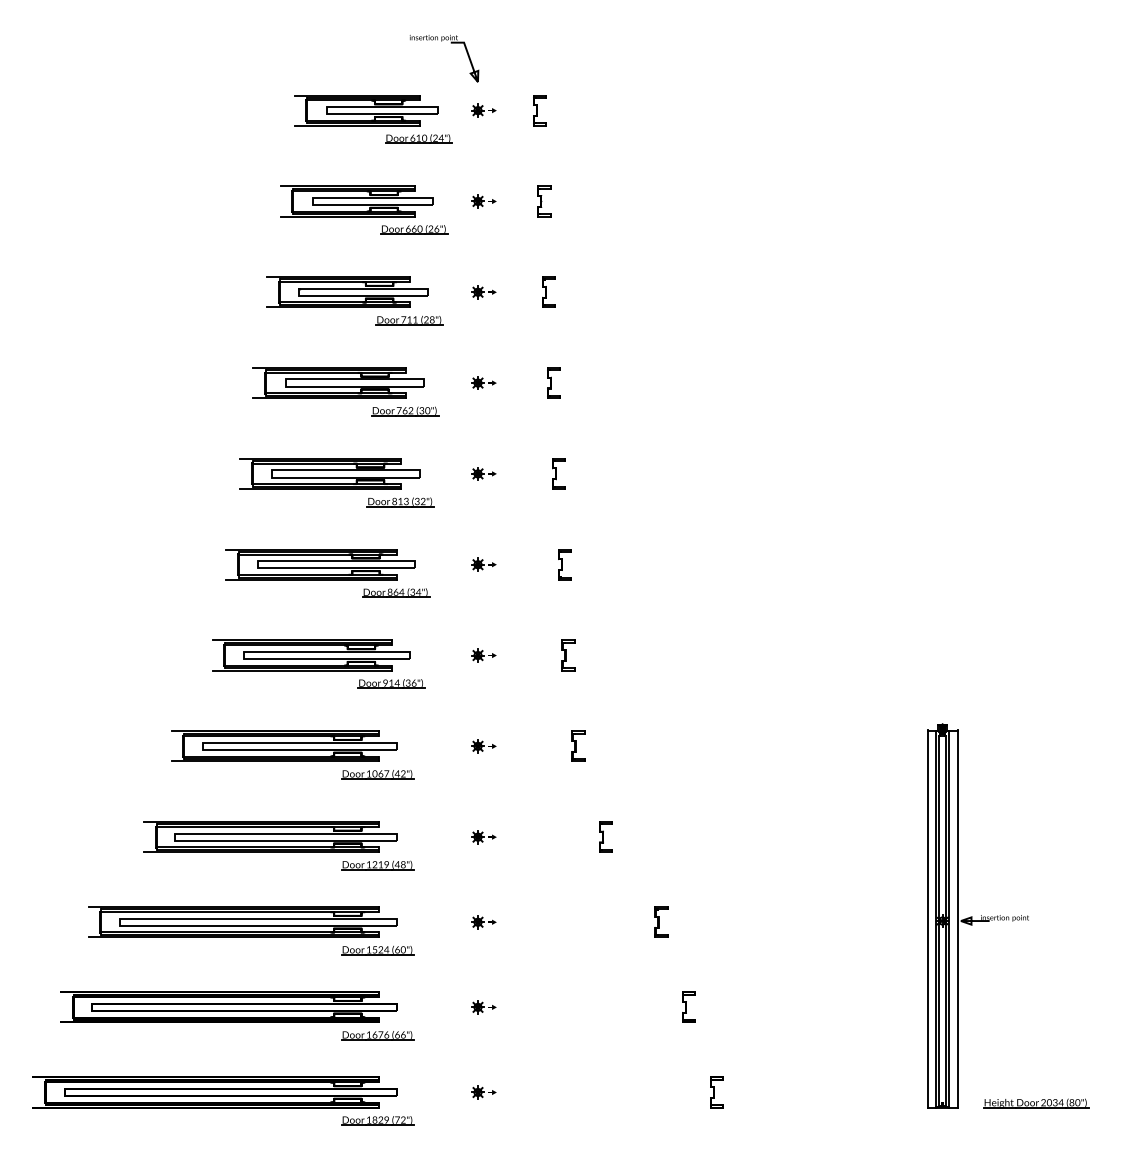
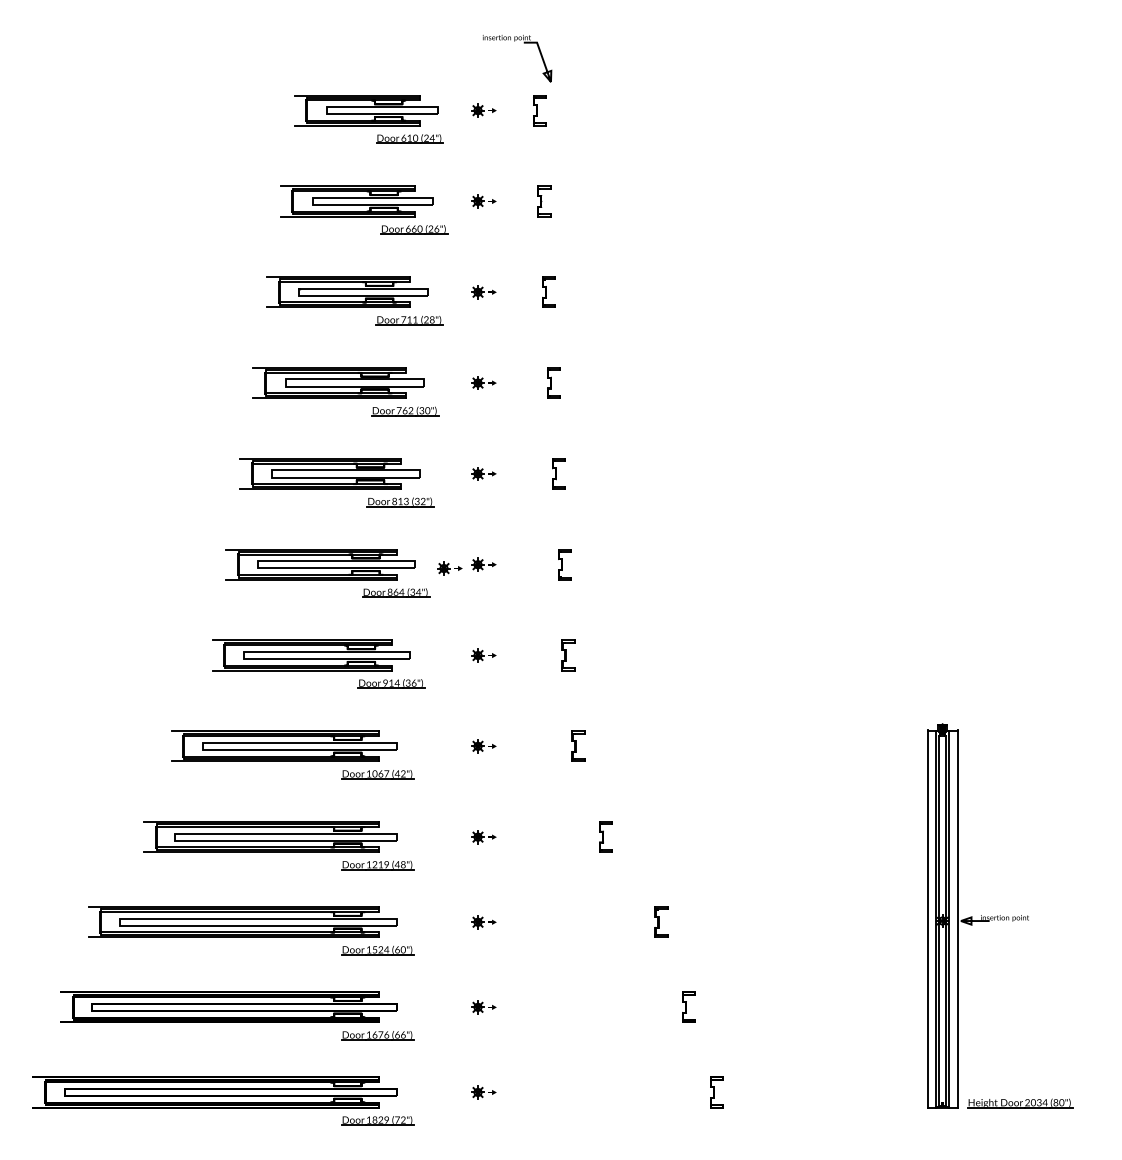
part position: (451, 43) -> (524, 43) (524, 43)
part position: (418, 138) -> (409, 138) (409, 138)
part: none -> present (449, 568)
part position: (1036, 1103) -> (1020, 1103) (1020, 1103)
